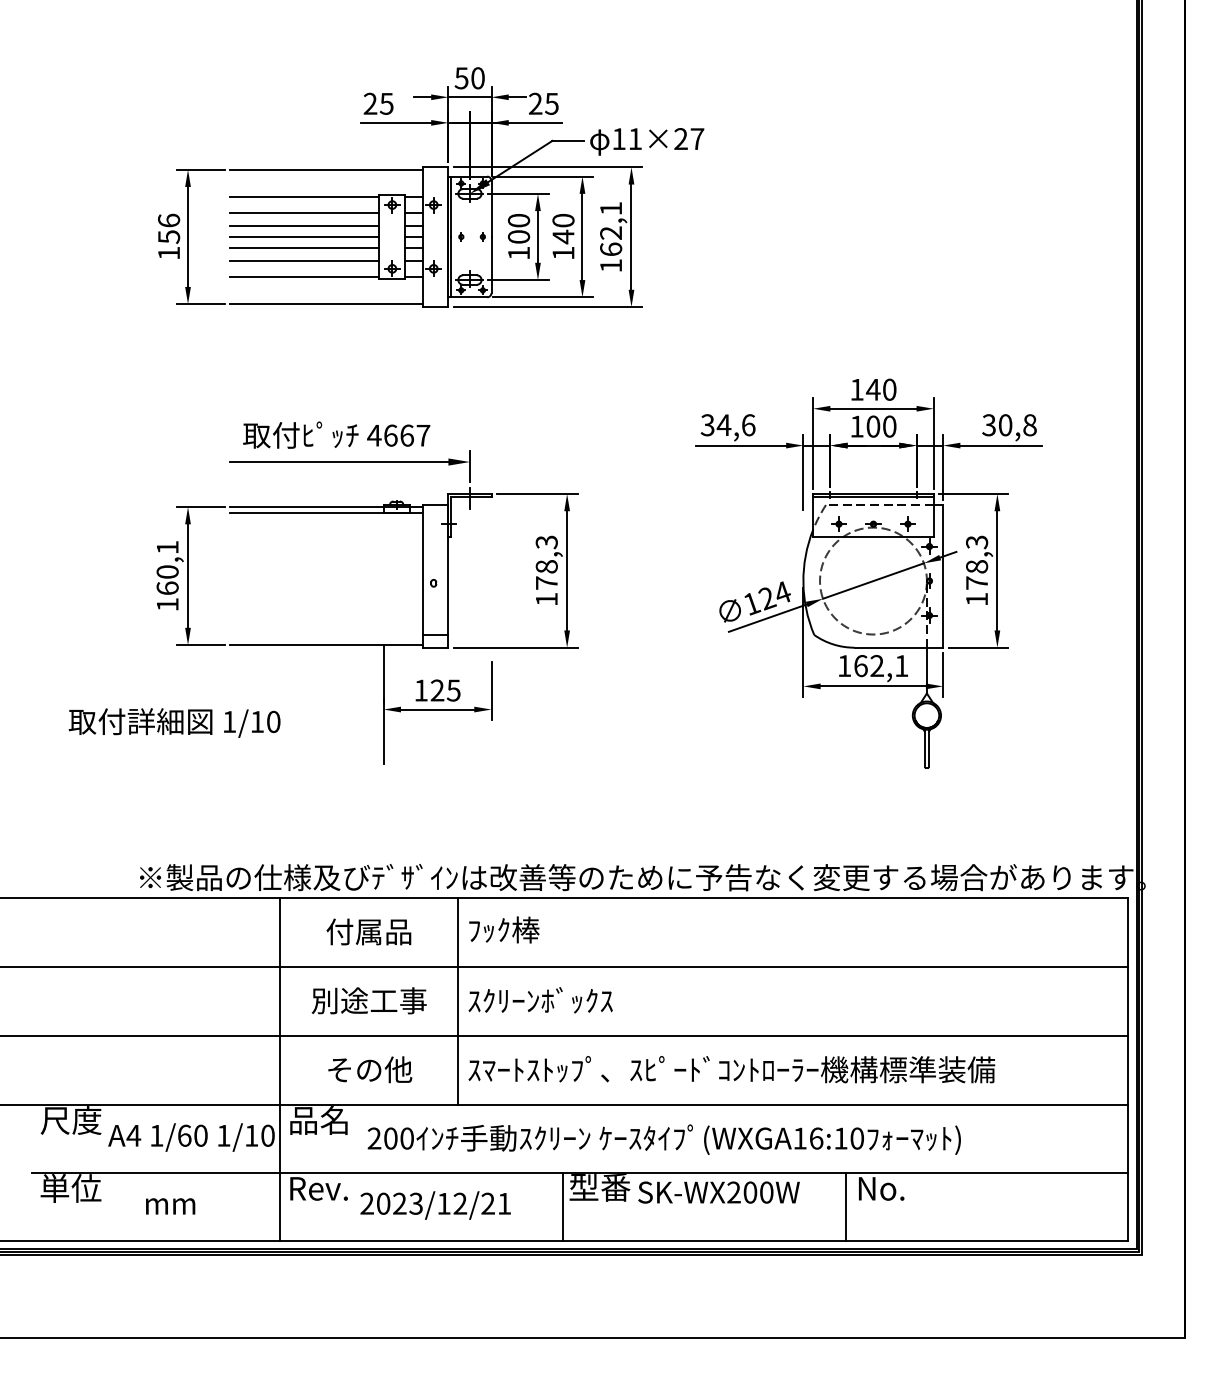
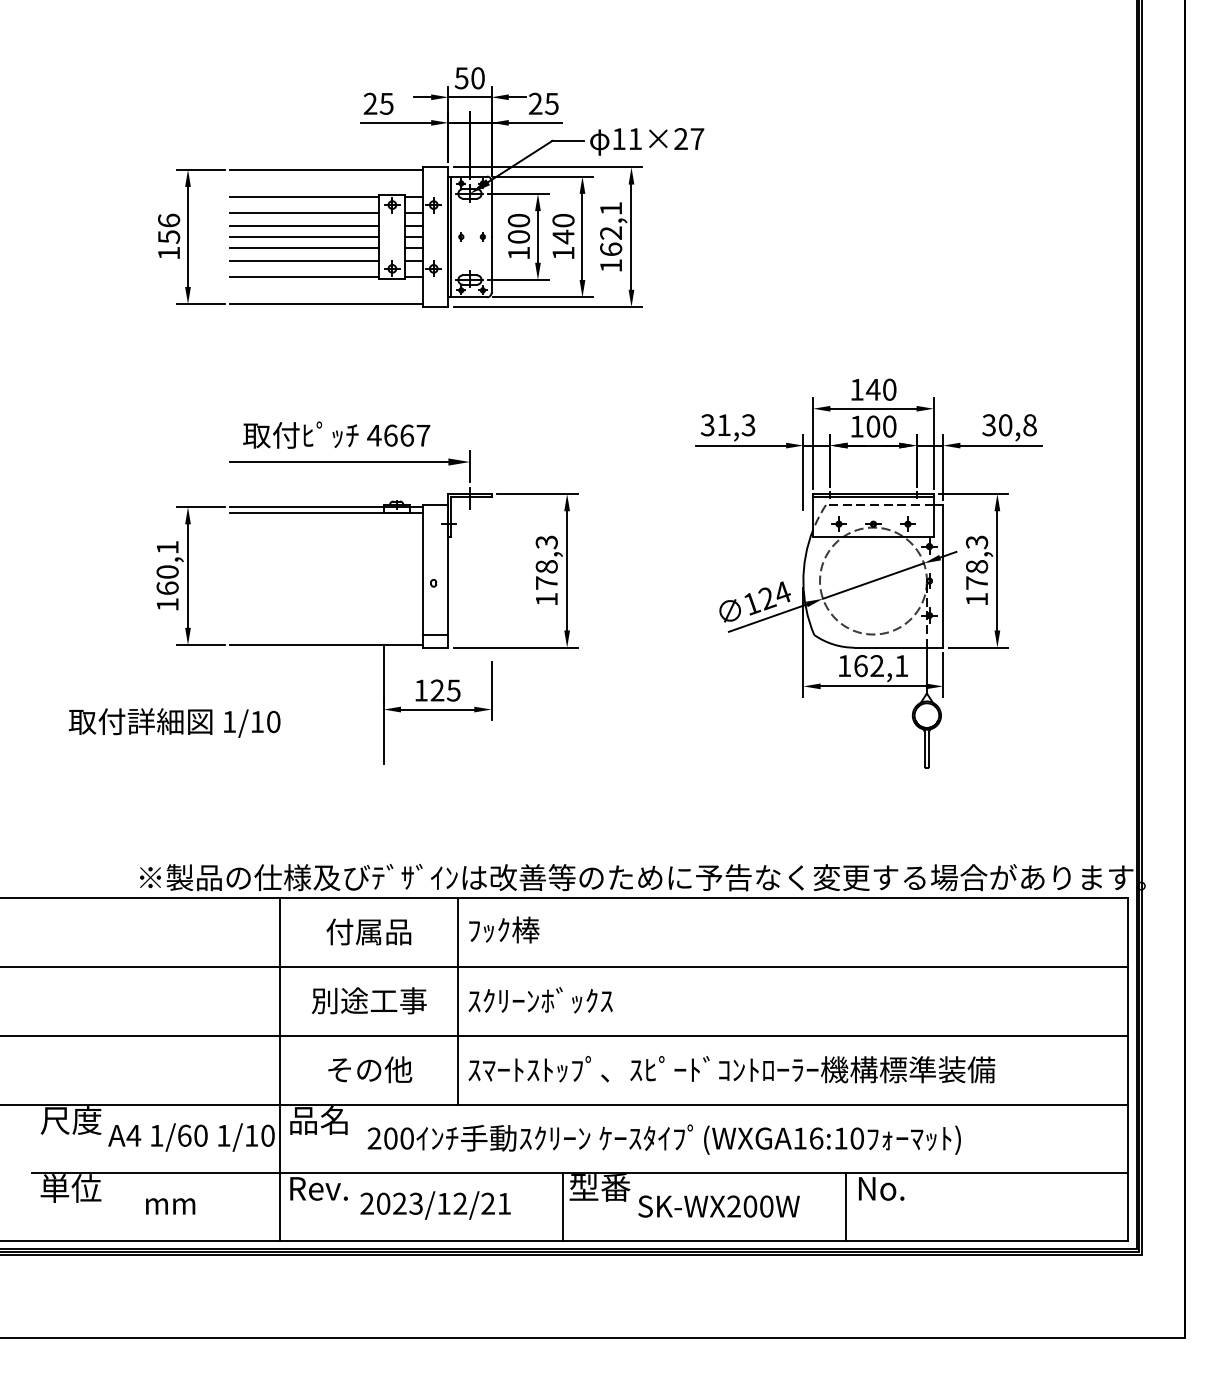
text: 34,6 -> 31,3 (735, 425)
text position: (718, 1192) -> (718, 1206) (718, 1206)
